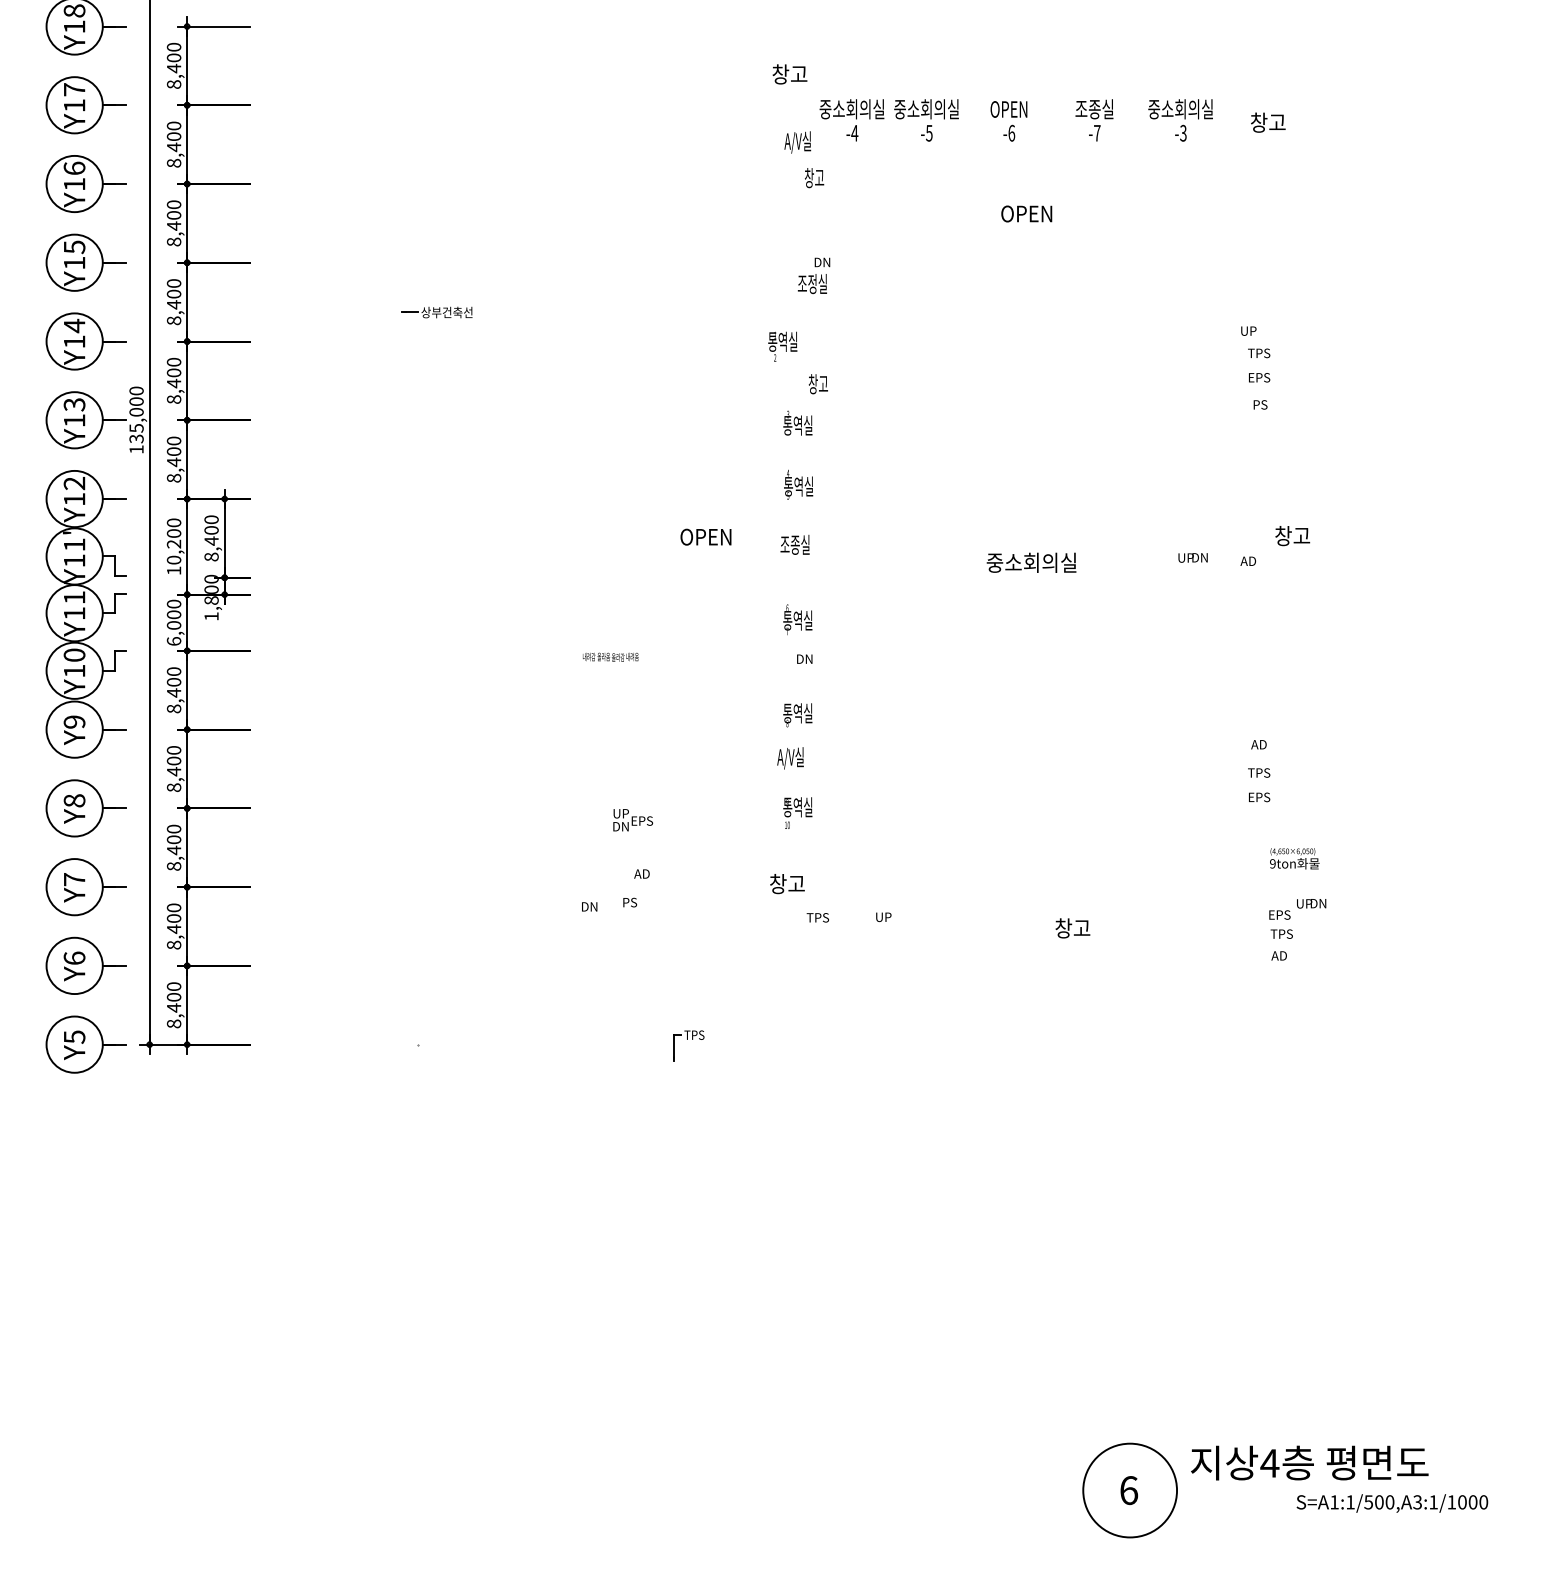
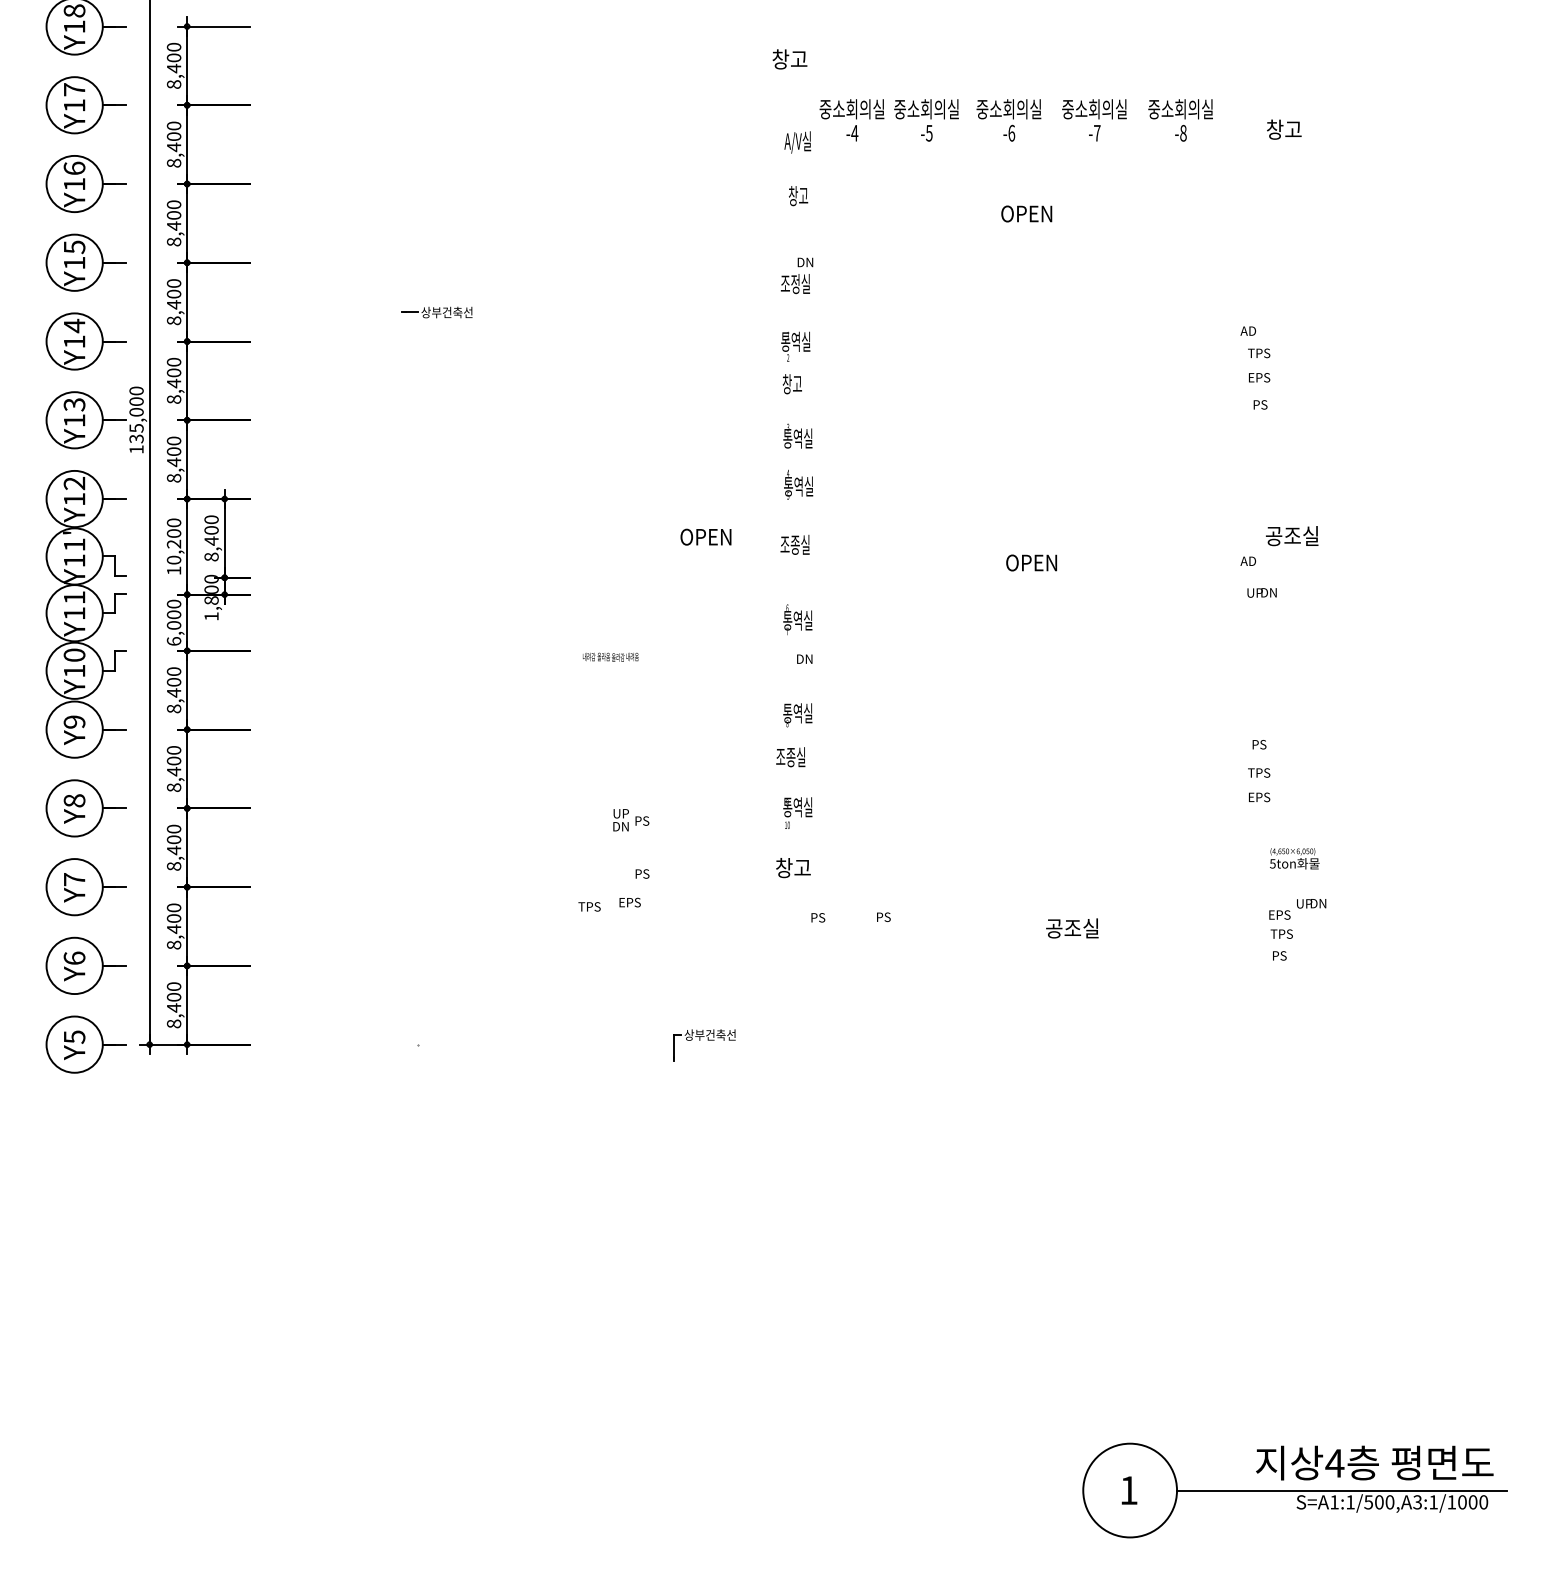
text position: (789, 74) -> (789, 59) (789, 59)
text: OPEN -> 중소회의실 (1008, 109)
text: 조종실 -> 중소회의실 (1094, 109)
text position: (1268, 122) -> (1284, 129) (1284, 129)
text: -3 -> -8 (1183, 133)
text position: (814, 178) -> (798, 196) (798, 196)
text position: (813, 275) -> (796, 275) (796, 275)
text: UP -> AD (1248, 330)
text position: (782, 346) -> (795, 346) (795, 346)
text position: (817, 384) -> (791, 384) (791, 384)
text position: (797, 422) -> (797, 435) (797, 435)
text: 창고 -> 공조실 (1291, 536)
text position: (1192, 557) -> (1261, 592) (1261, 592)
text: 중소회의실 -> OPEN (1031, 562)
text: AD -> PS (1258, 744)
text: A/V실 -> 조종실 (790, 758)
text: EPS -> PS (642, 820)
text: 9ton -> 5ton (1272, 863)
text: AD -> PS (641, 873)
text position: (787, 884) -> (793, 868) (793, 868)
text: PS -> EPS (629, 902)
text: DN -> TPS (589, 906)
text: TPS -> PS (817, 917)
text: UP -> PS (883, 917)
text: 창고 -> 공조실 (1072, 928)
text: AD -> PS (1278, 955)
text: TPS -> 상부건축선 (709, 1034)
text position: (1309, 1462) -> (1374, 1462) (1374, 1462)
text: 6 -> 1 (1129, 1490)
line: none -> present (1342, 1490)
